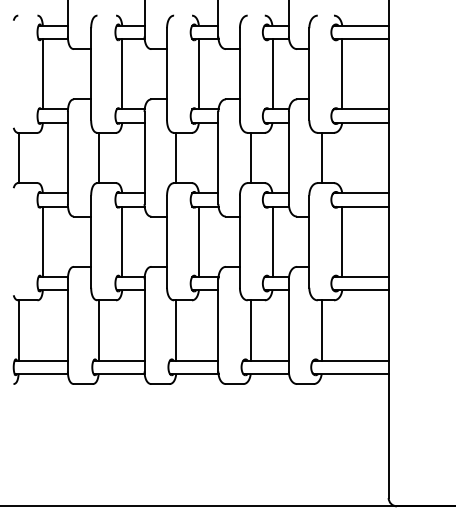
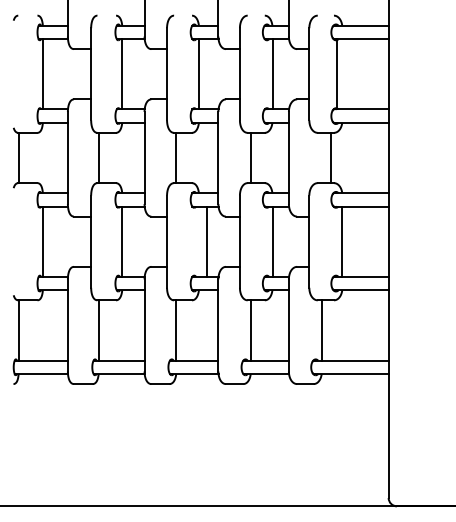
line position: (342, 74) -> (337, 74) (337, 74)
line position: (321, 157) -> (330, 157) (330, 157)
line position: (199, 241) -> (207, 241) (207, 241)
